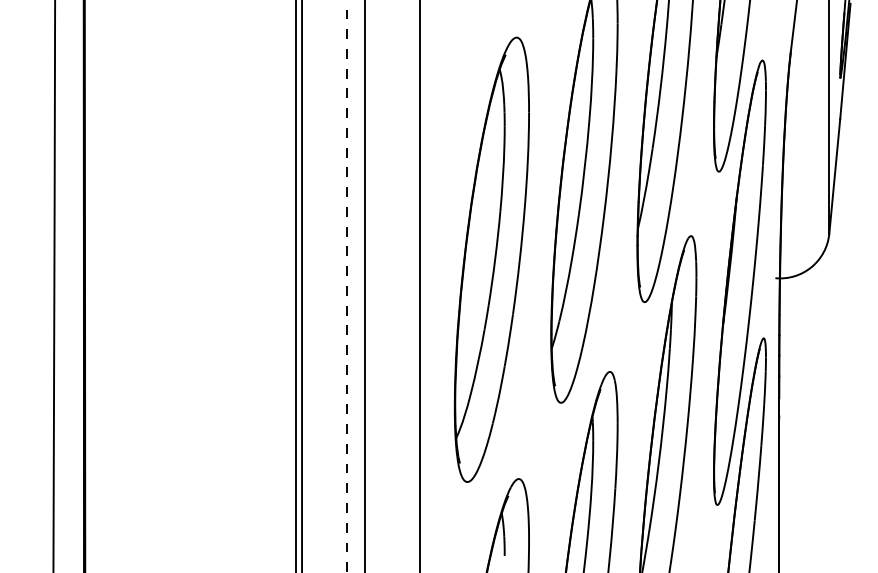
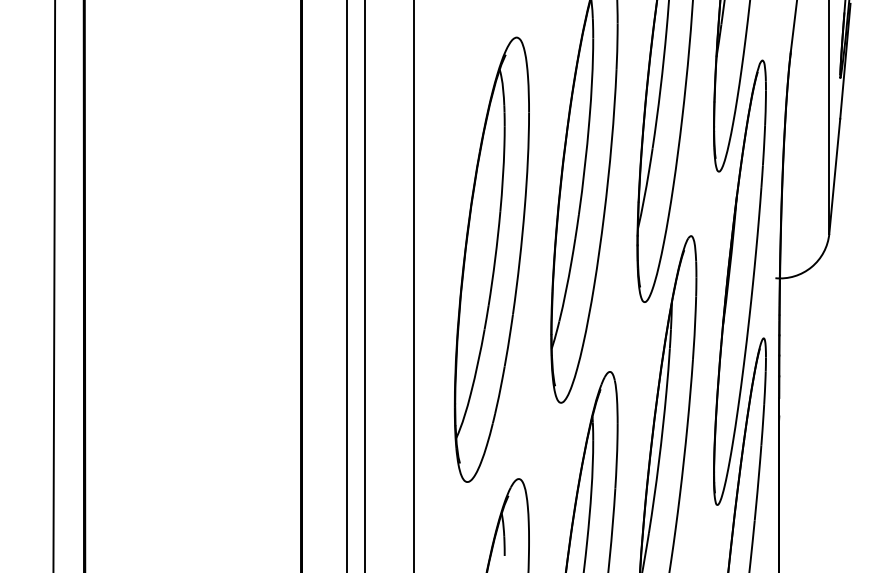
line position: (296, 285) -> (301, 285) (301, 285)
line position: (419, 285) -> (413, 285) (413, 285)
line: dashed -> solid (347, 286)
